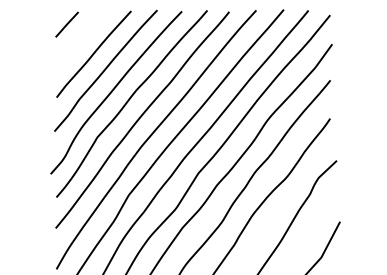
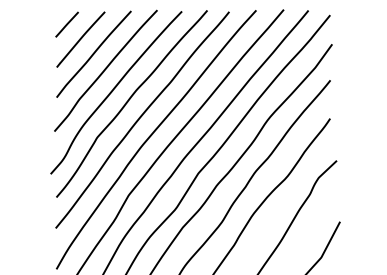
line: none -> present (80, 39)
